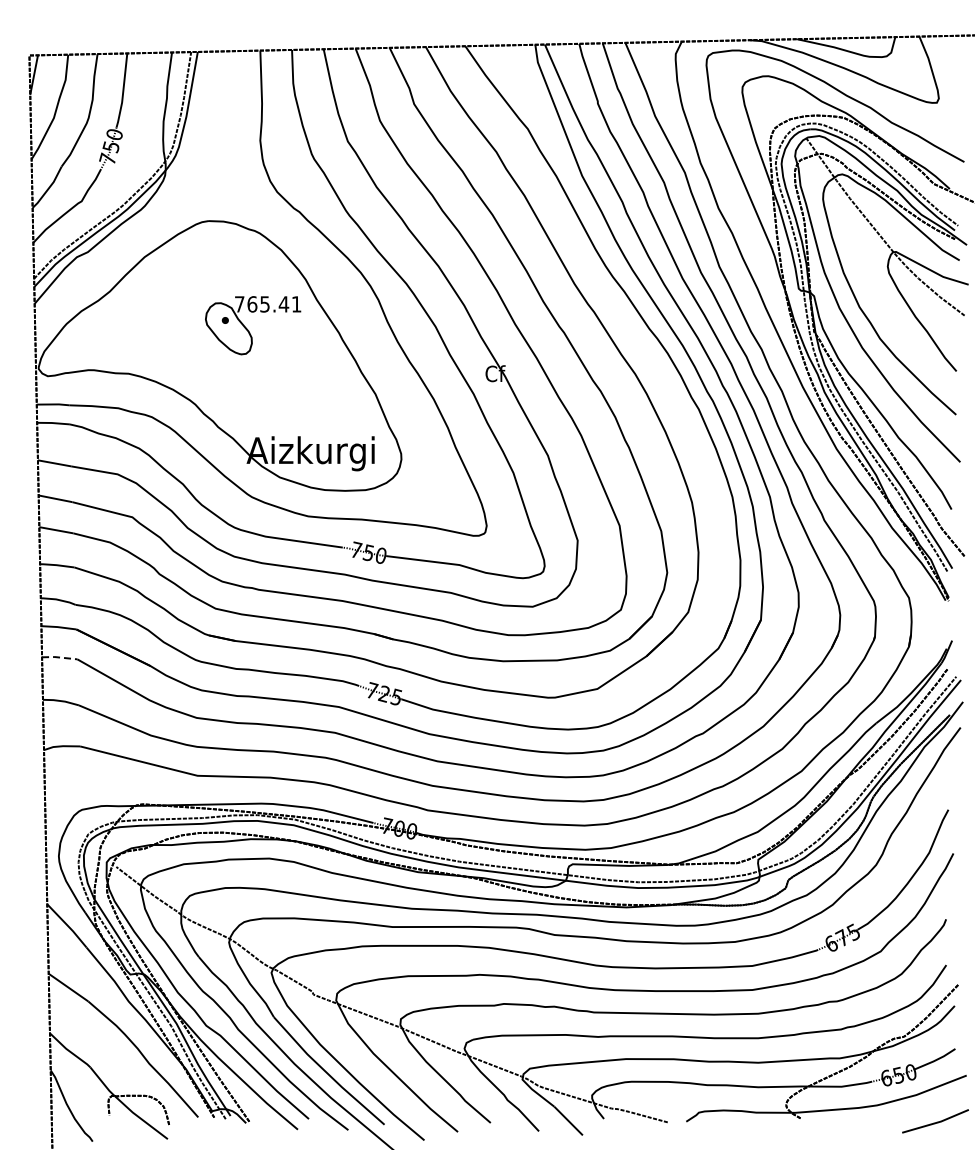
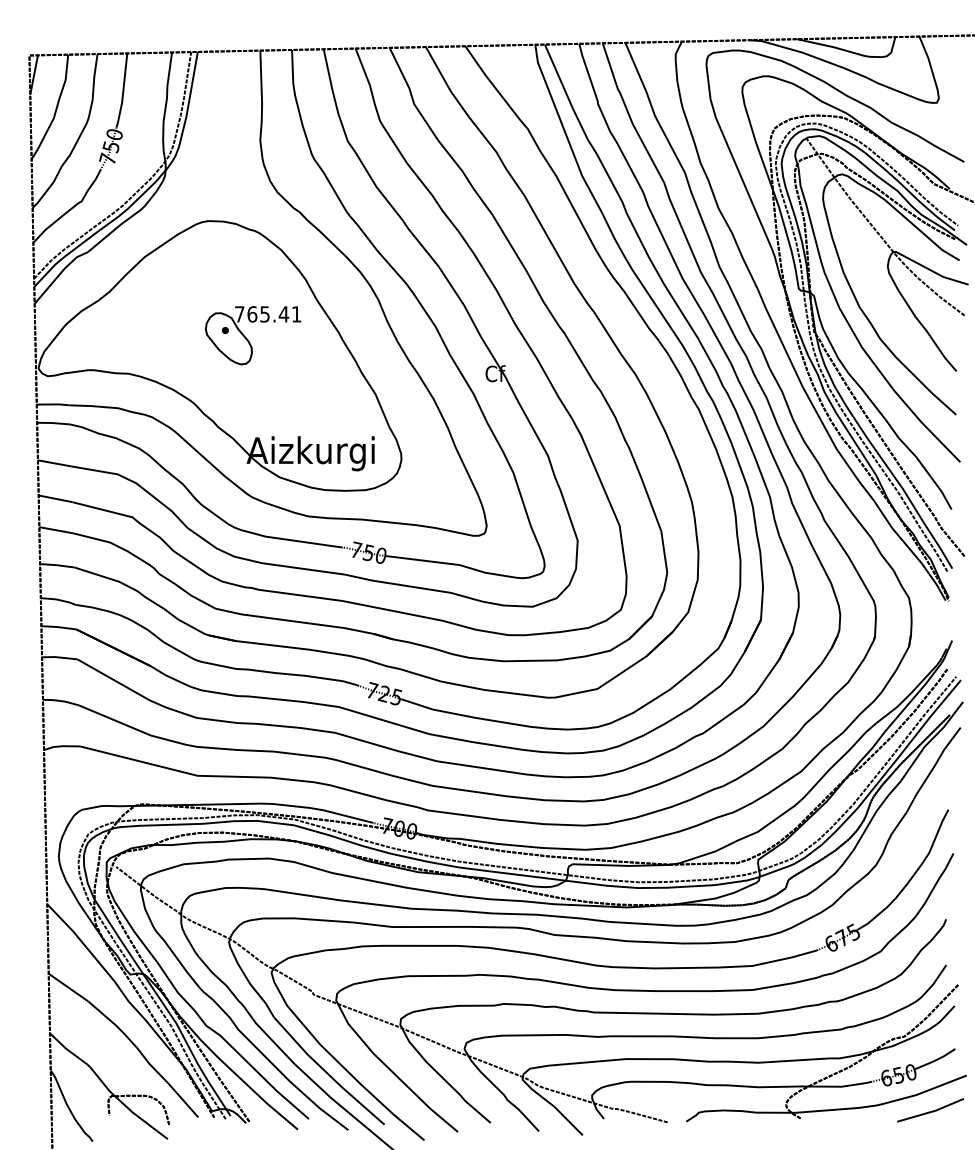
part position: (248, 329) -> (248, 339) (248, 339)
line: dashed -> solid (59, 657)
line position: (935, 1122) -> (930, 1111) (930, 1111)
